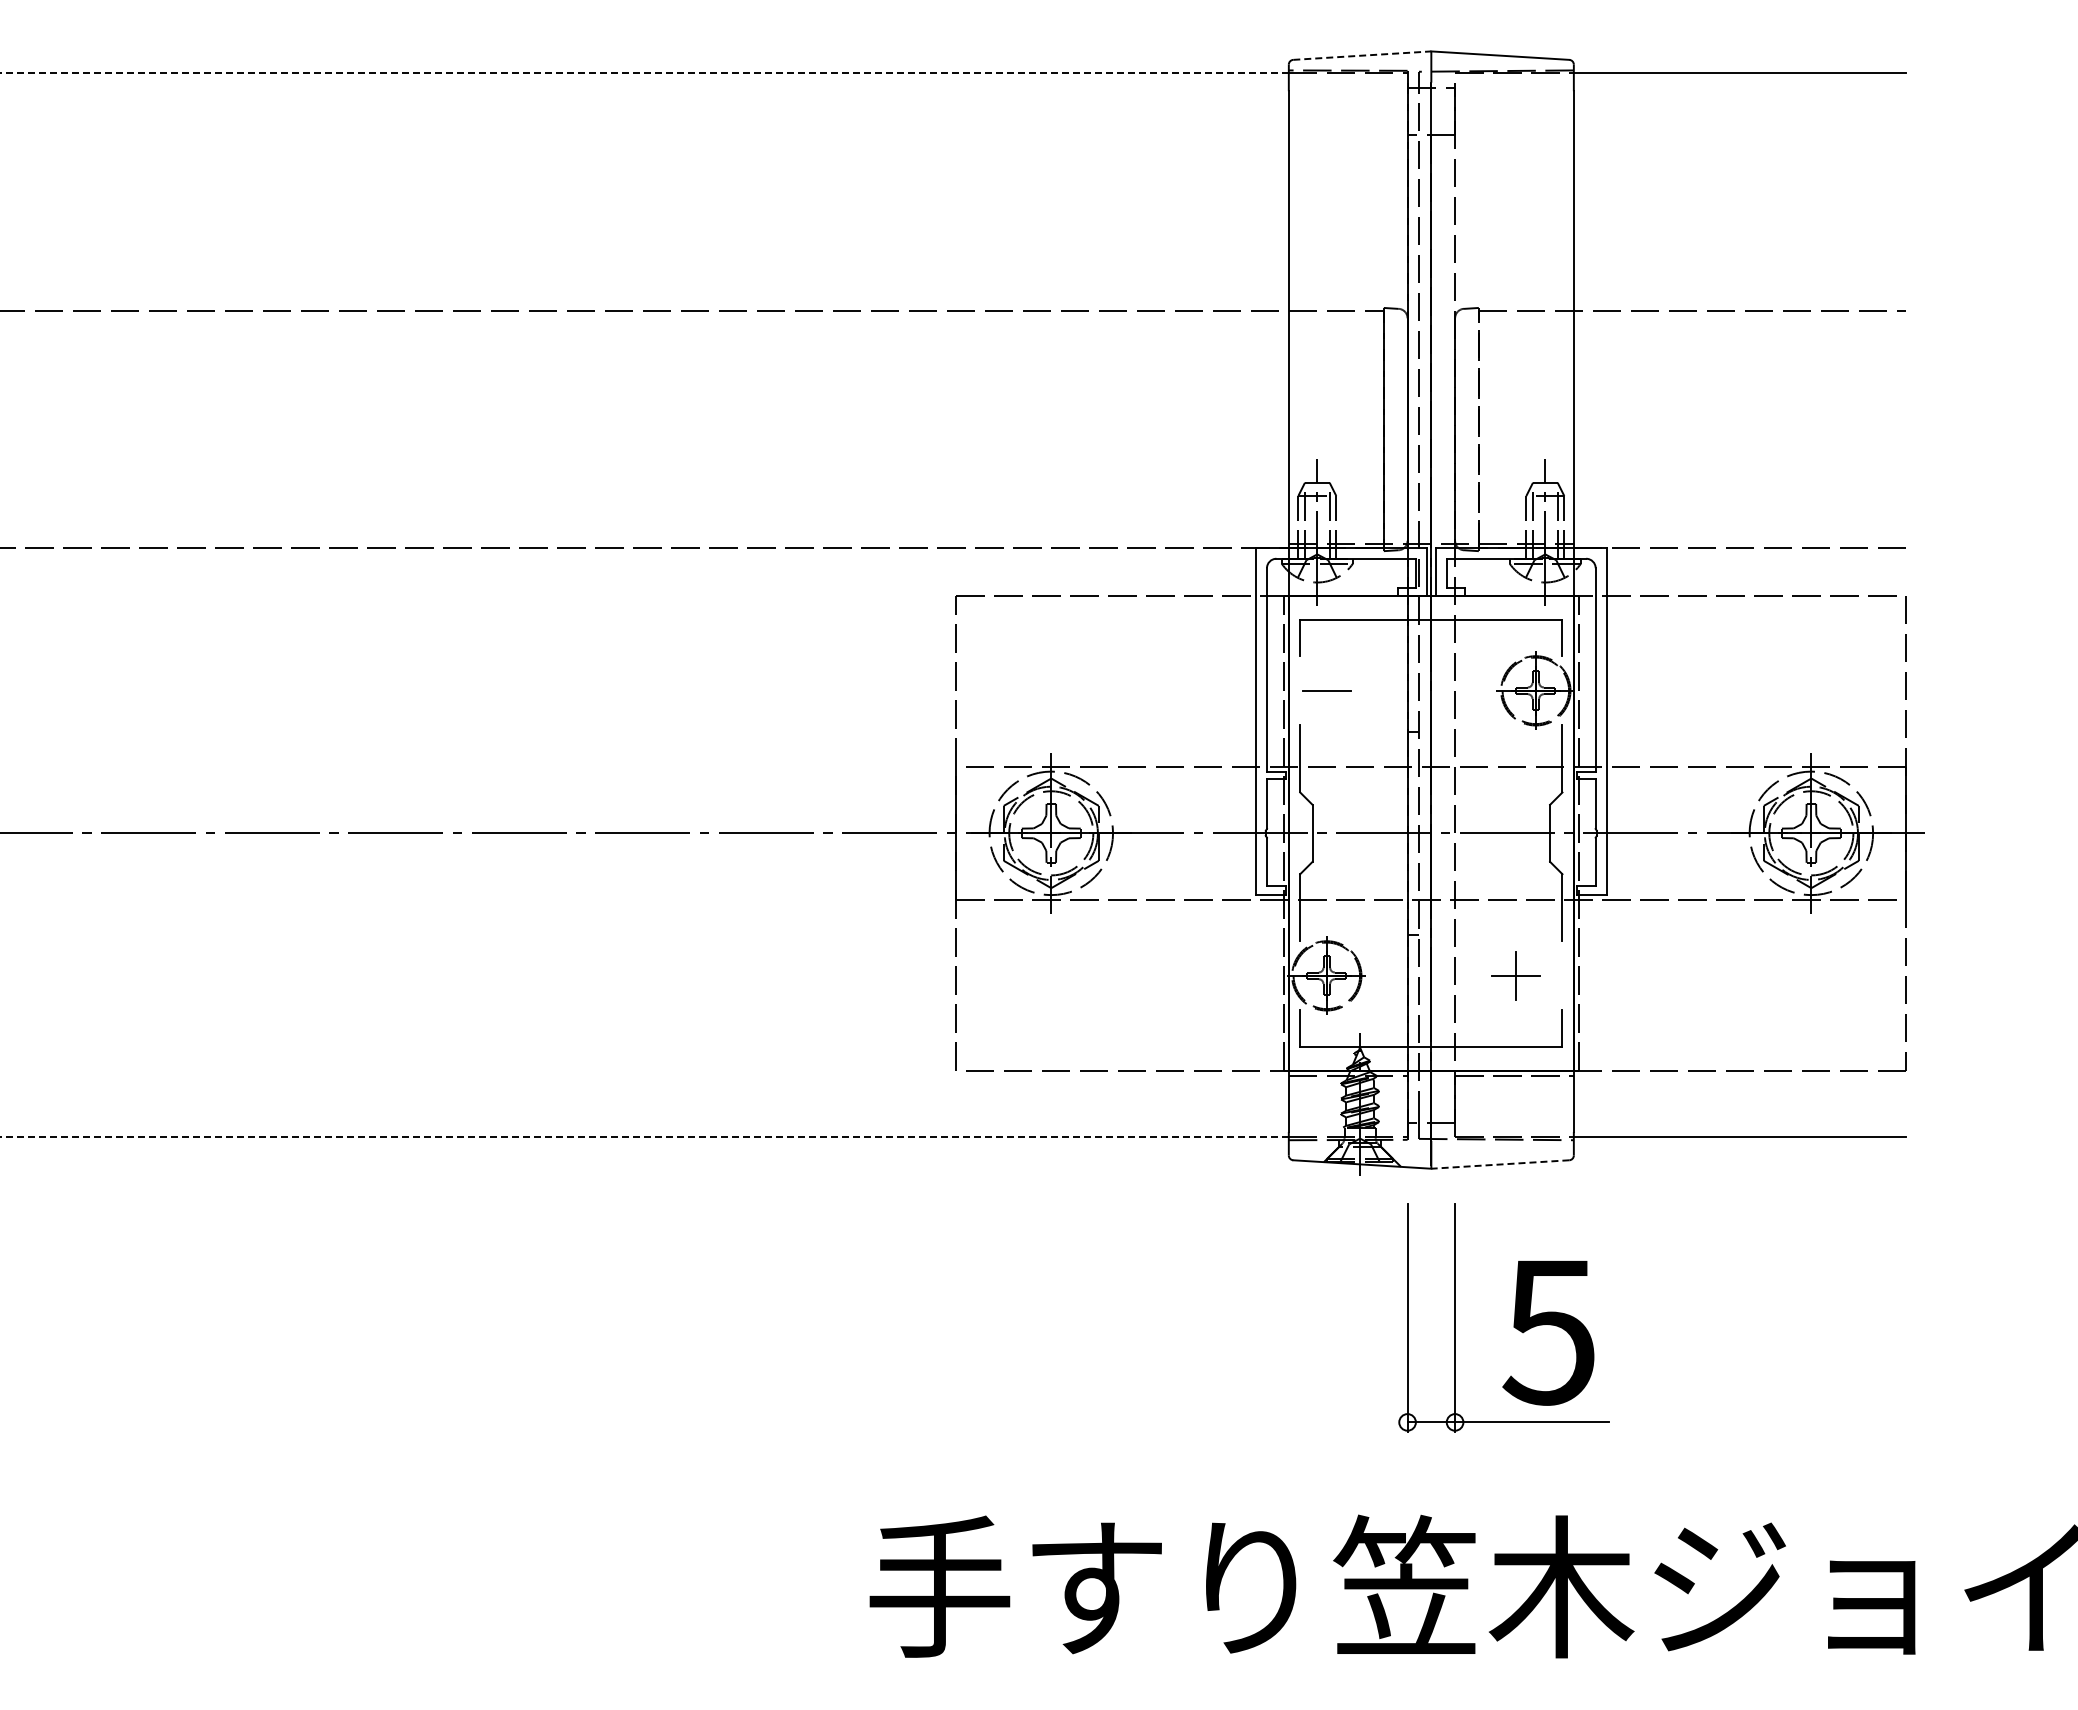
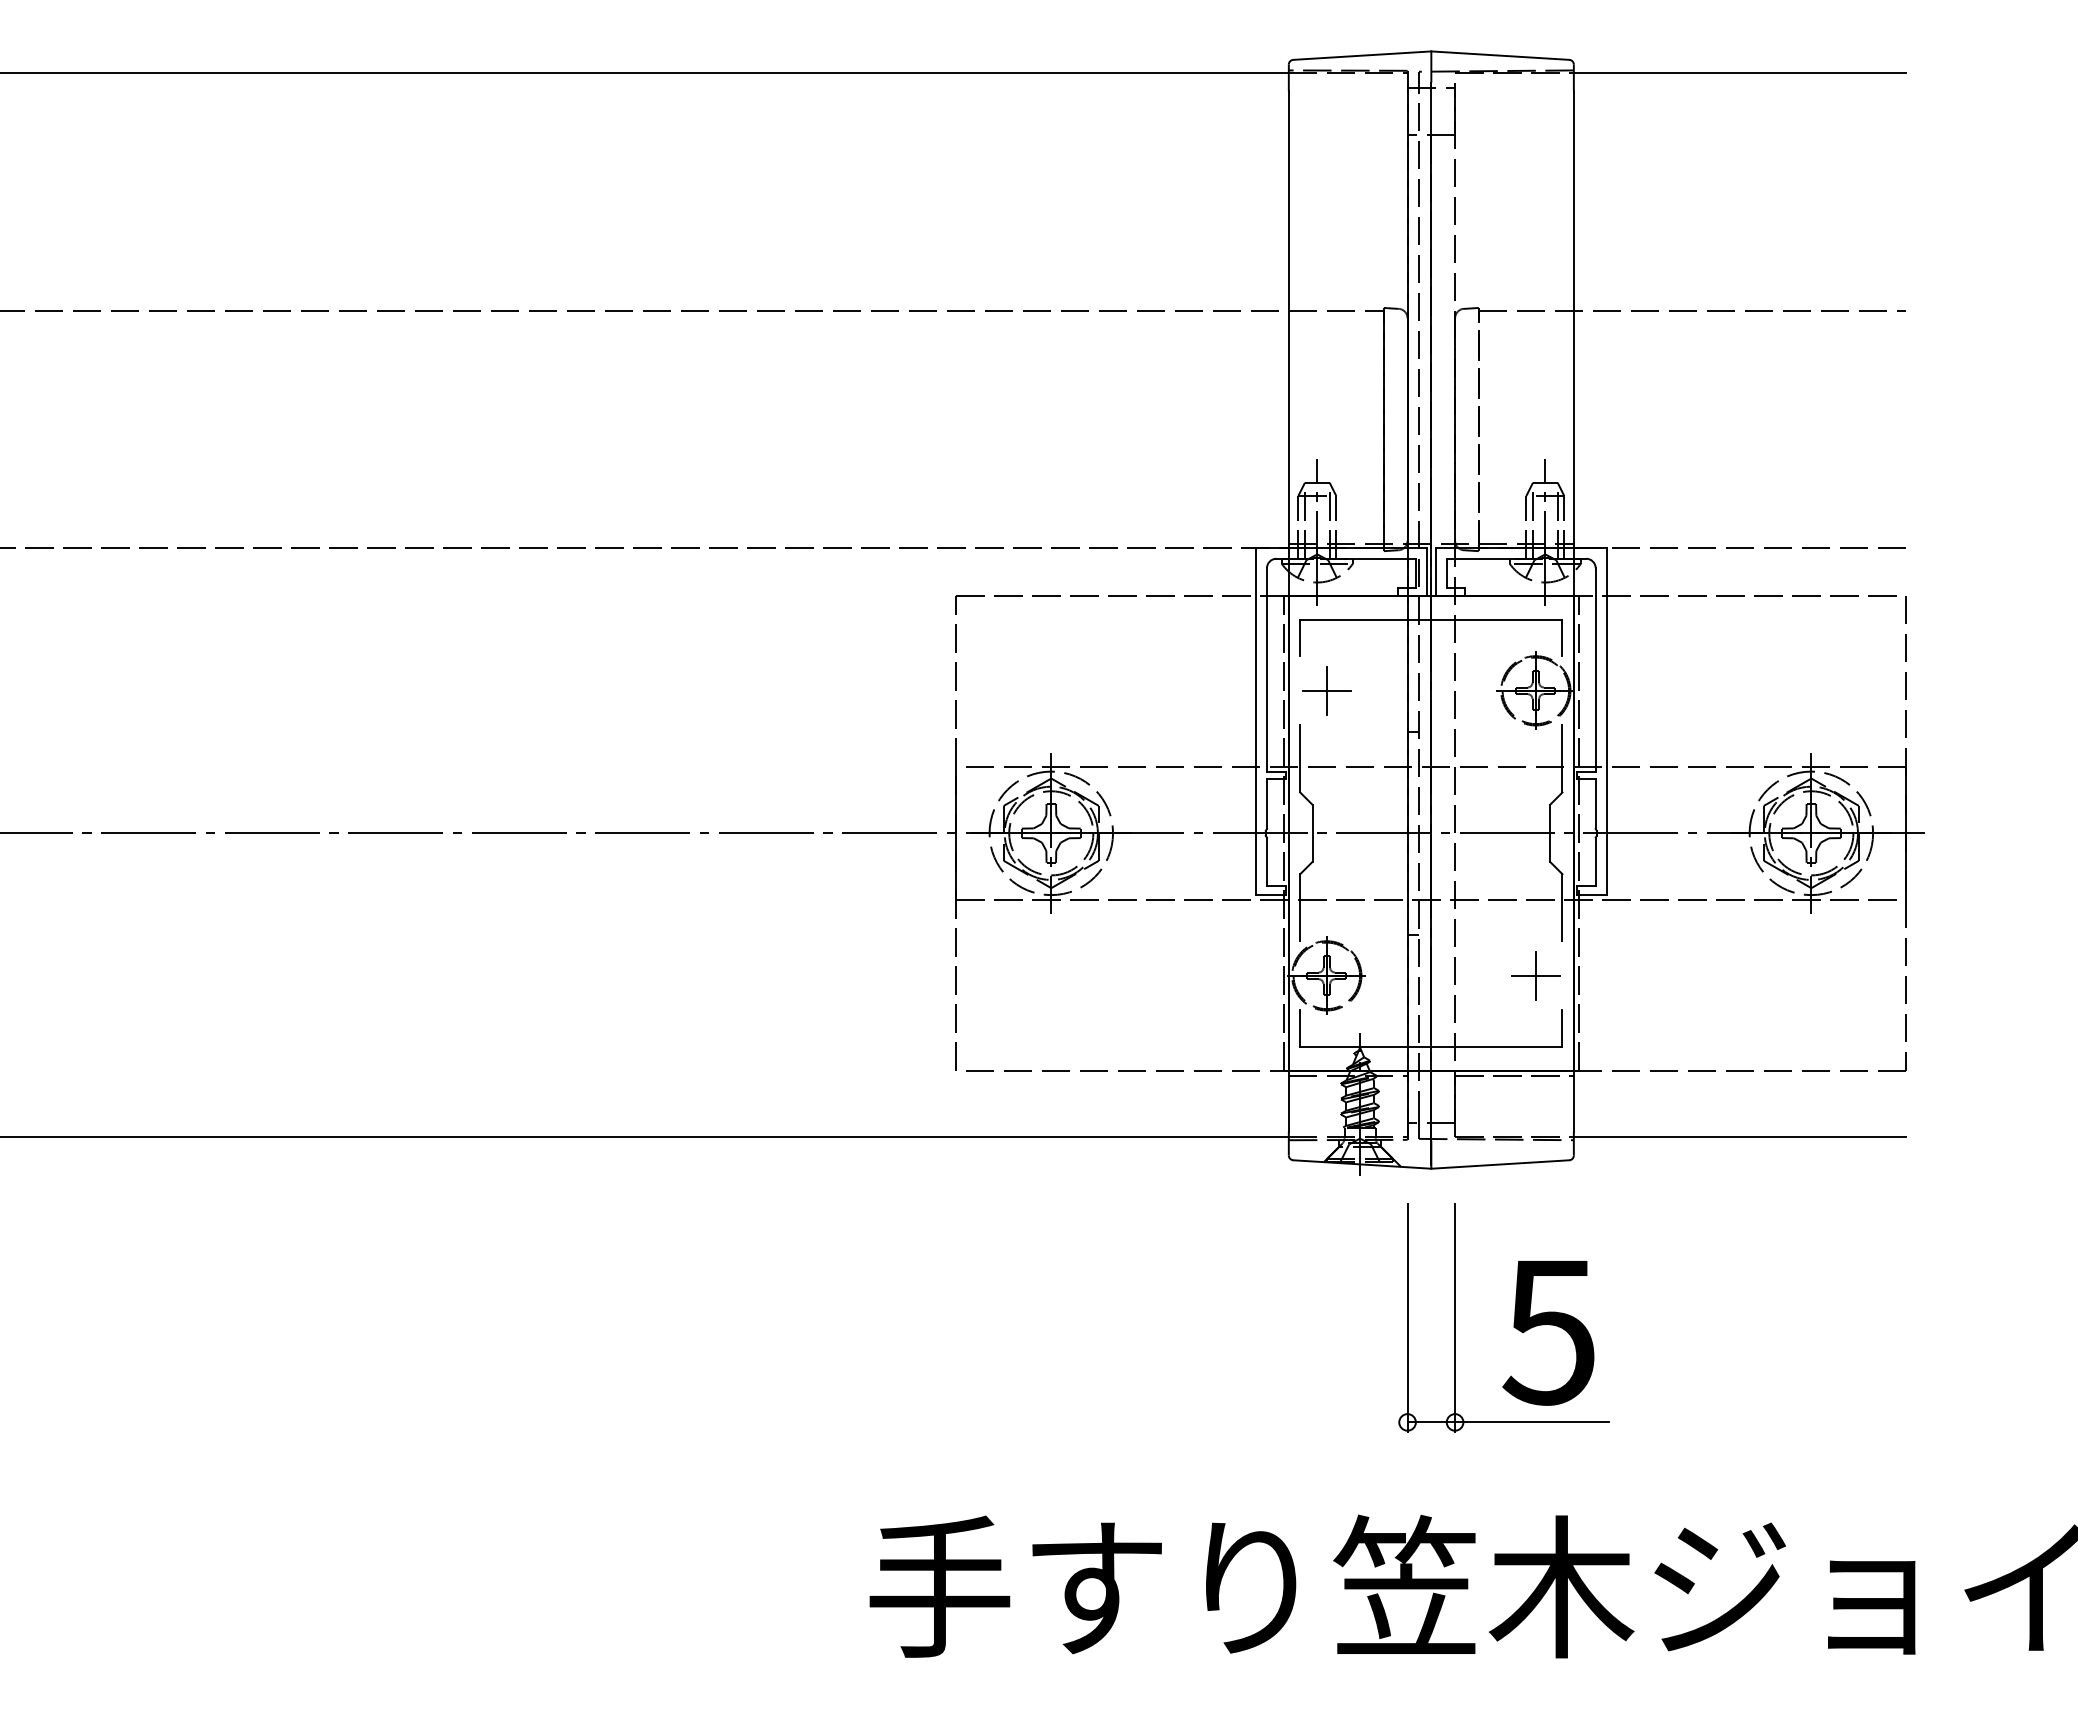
line: dashed -> solid (1362, 55)
line: dashed -> solid (644, 73)
line: none -> present (1326, 690)
part position: (1515, 975) -> (1535, 975) (1535, 975)
line: dashed -> solid (644, 1137)
line: dashed -> solid (1499, 1164)
